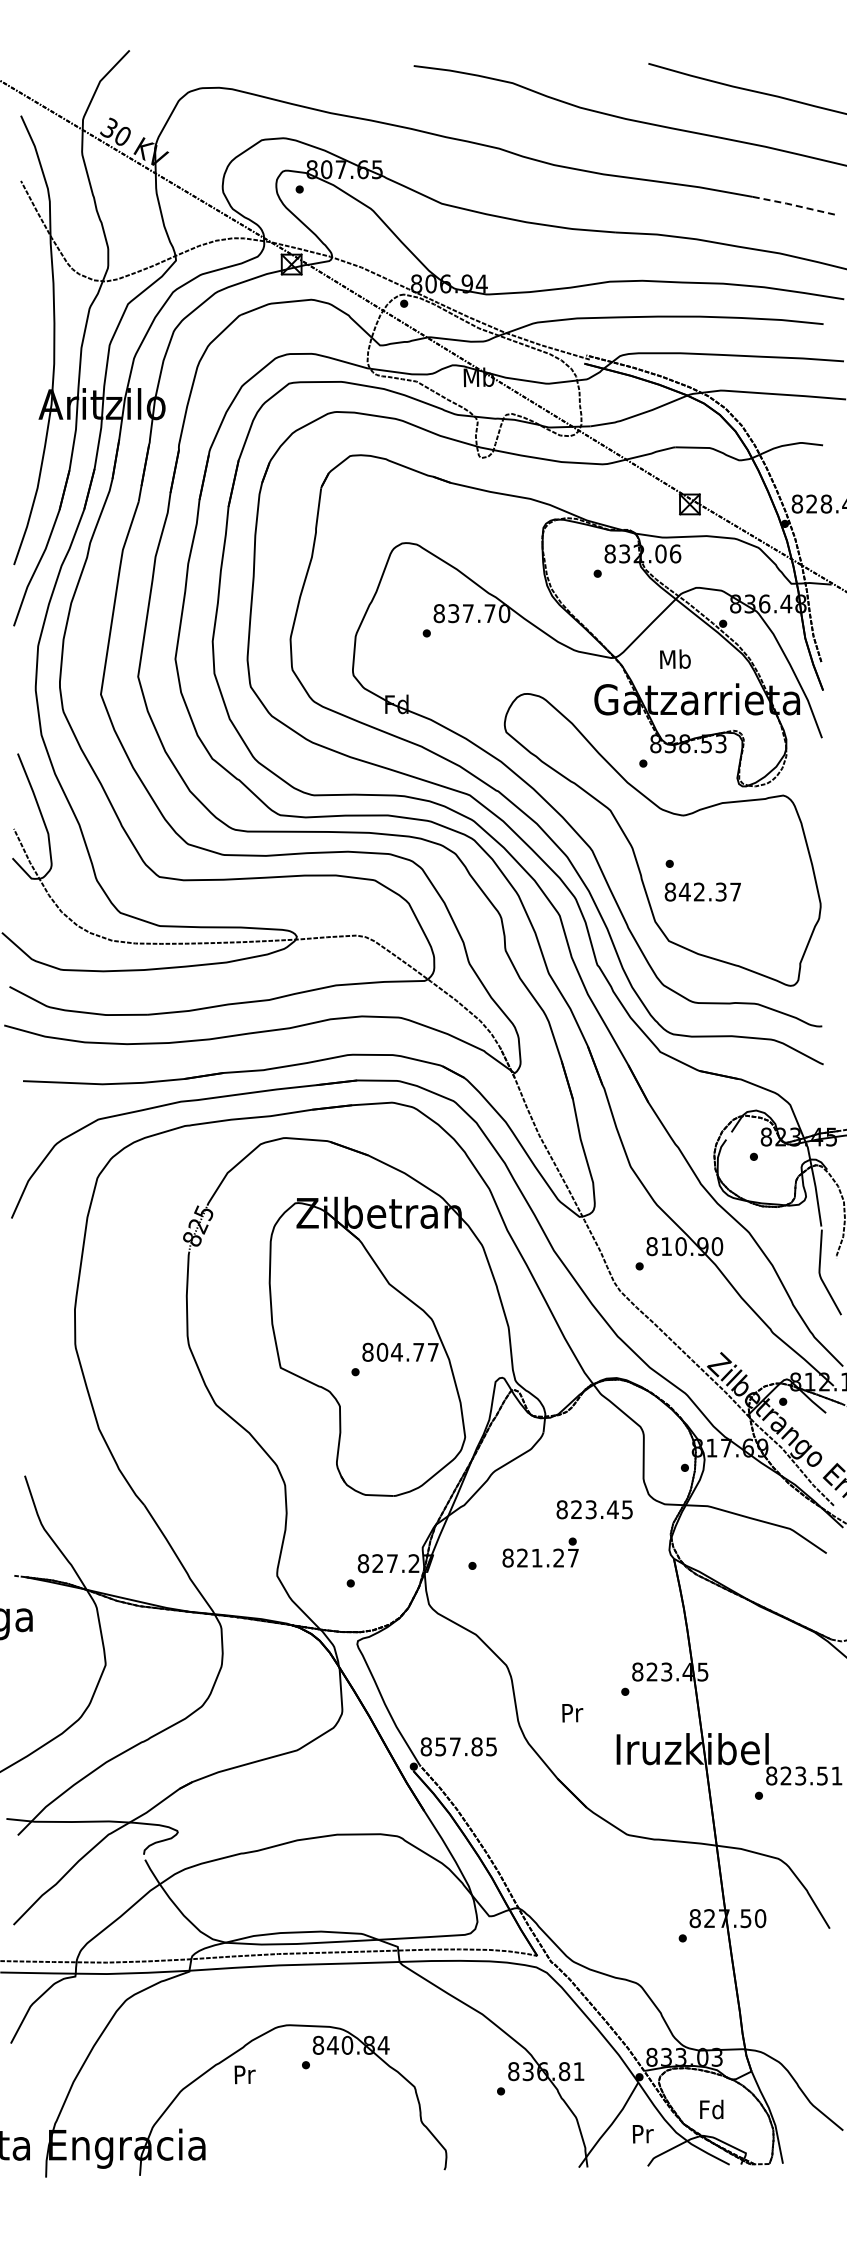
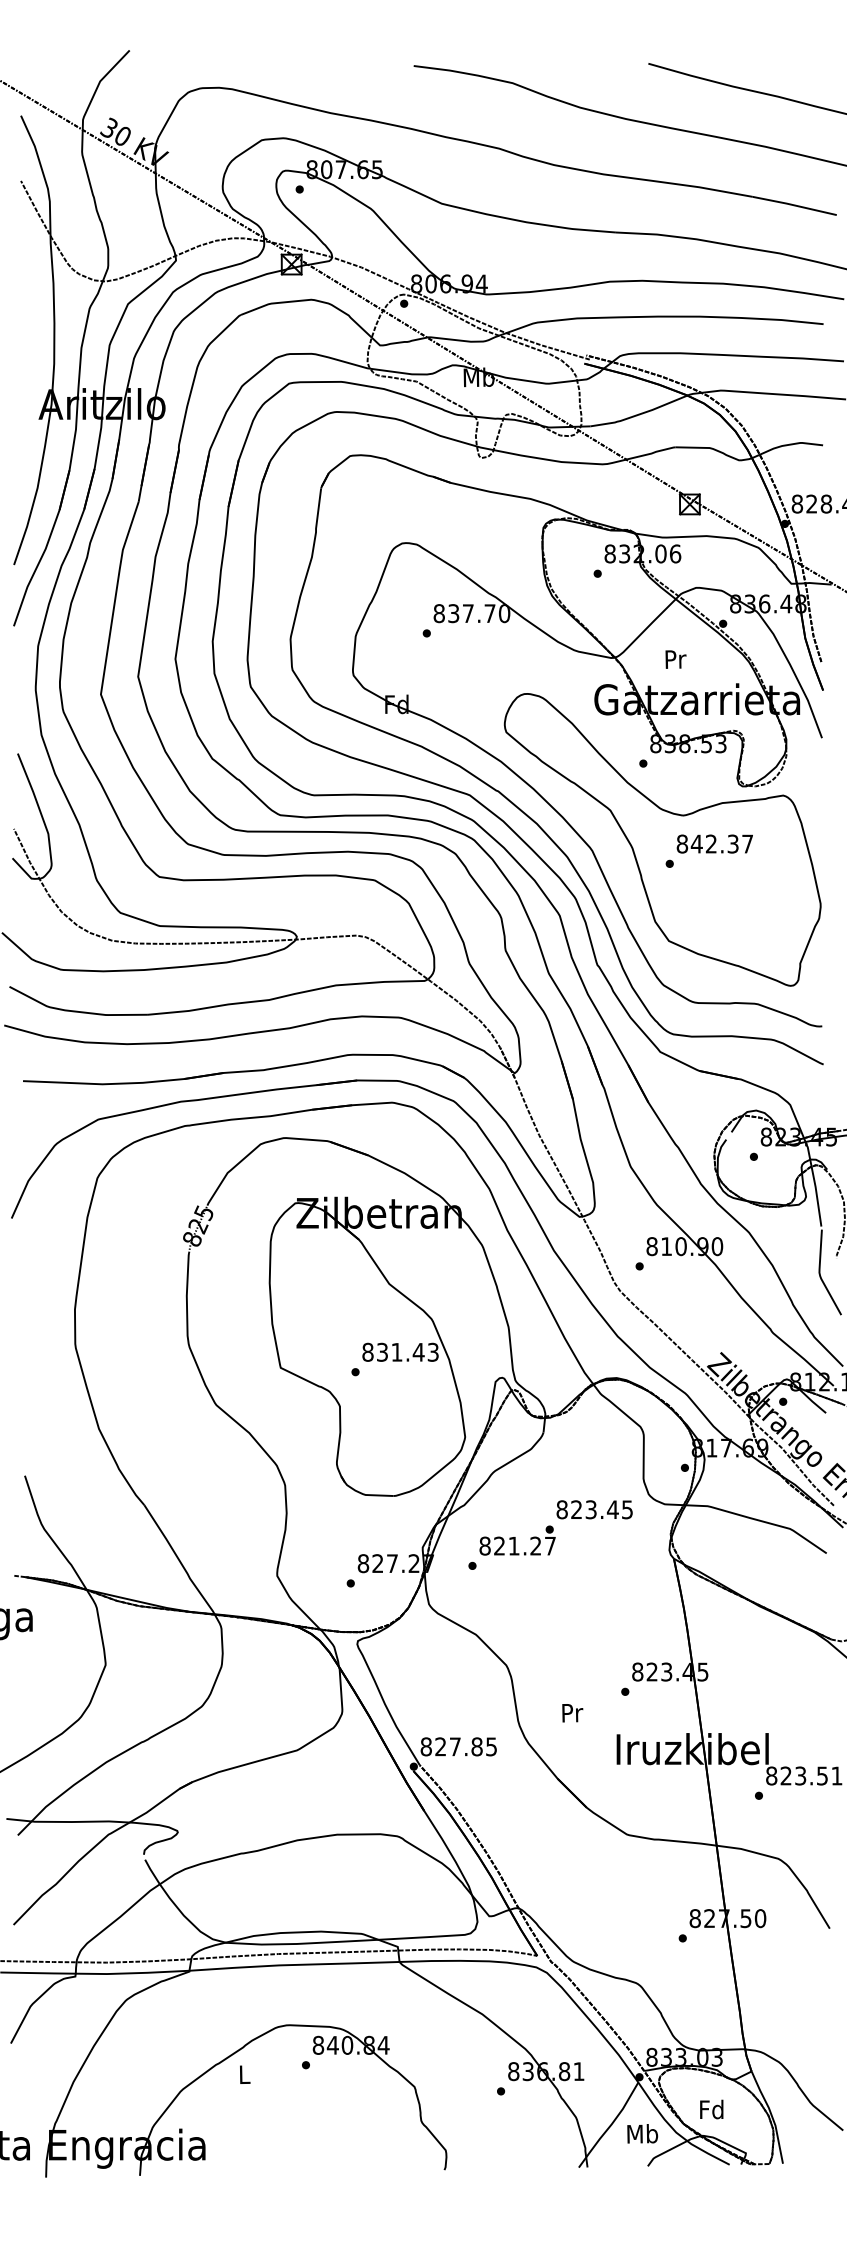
line: dashed -> solid (794, 205)
text: Mb -> Pr (675, 658)
text position: (702, 891) -> (714, 843) (714, 843)
text: 804.77 -> 831.43 (407, 1351)
text position: (540, 1552) -> (517, 1540) (517, 1540)
text: 857.85 -> 827.85 (440, 1746)
text: Pr -> L (244, 2074)
text: Pr -> Mb (642, 2133)
